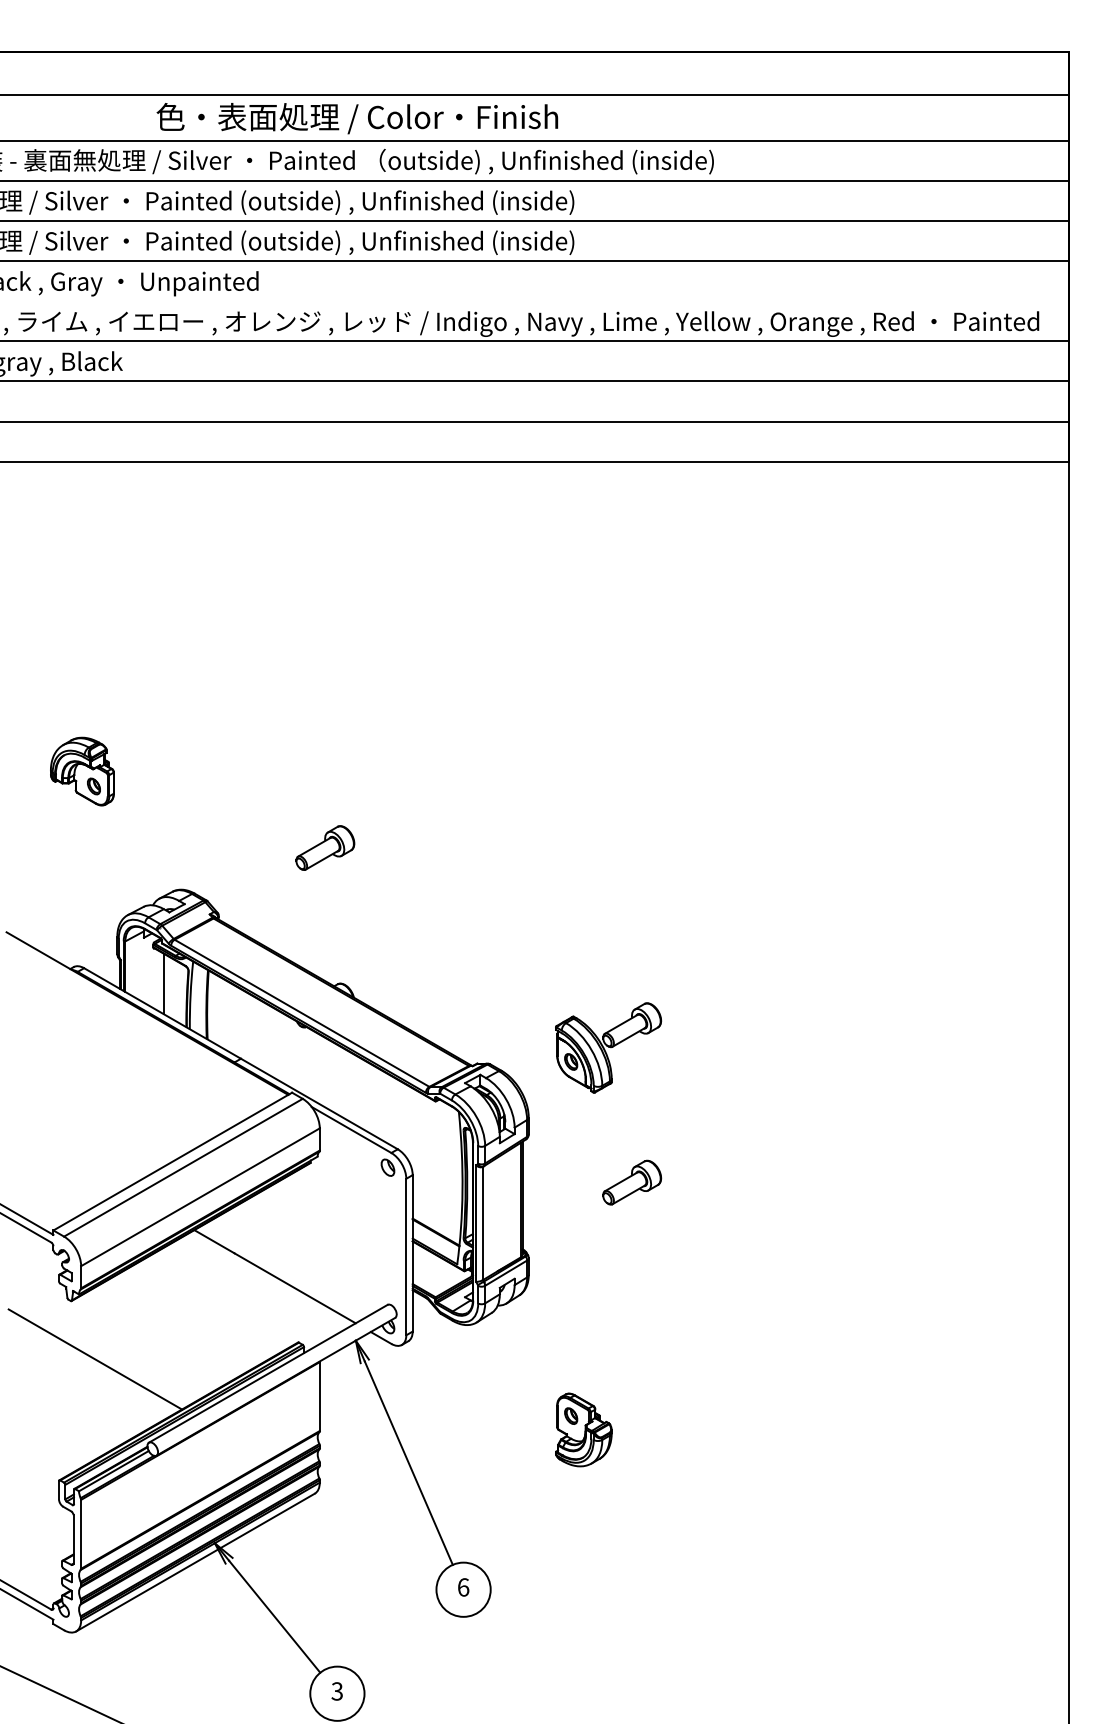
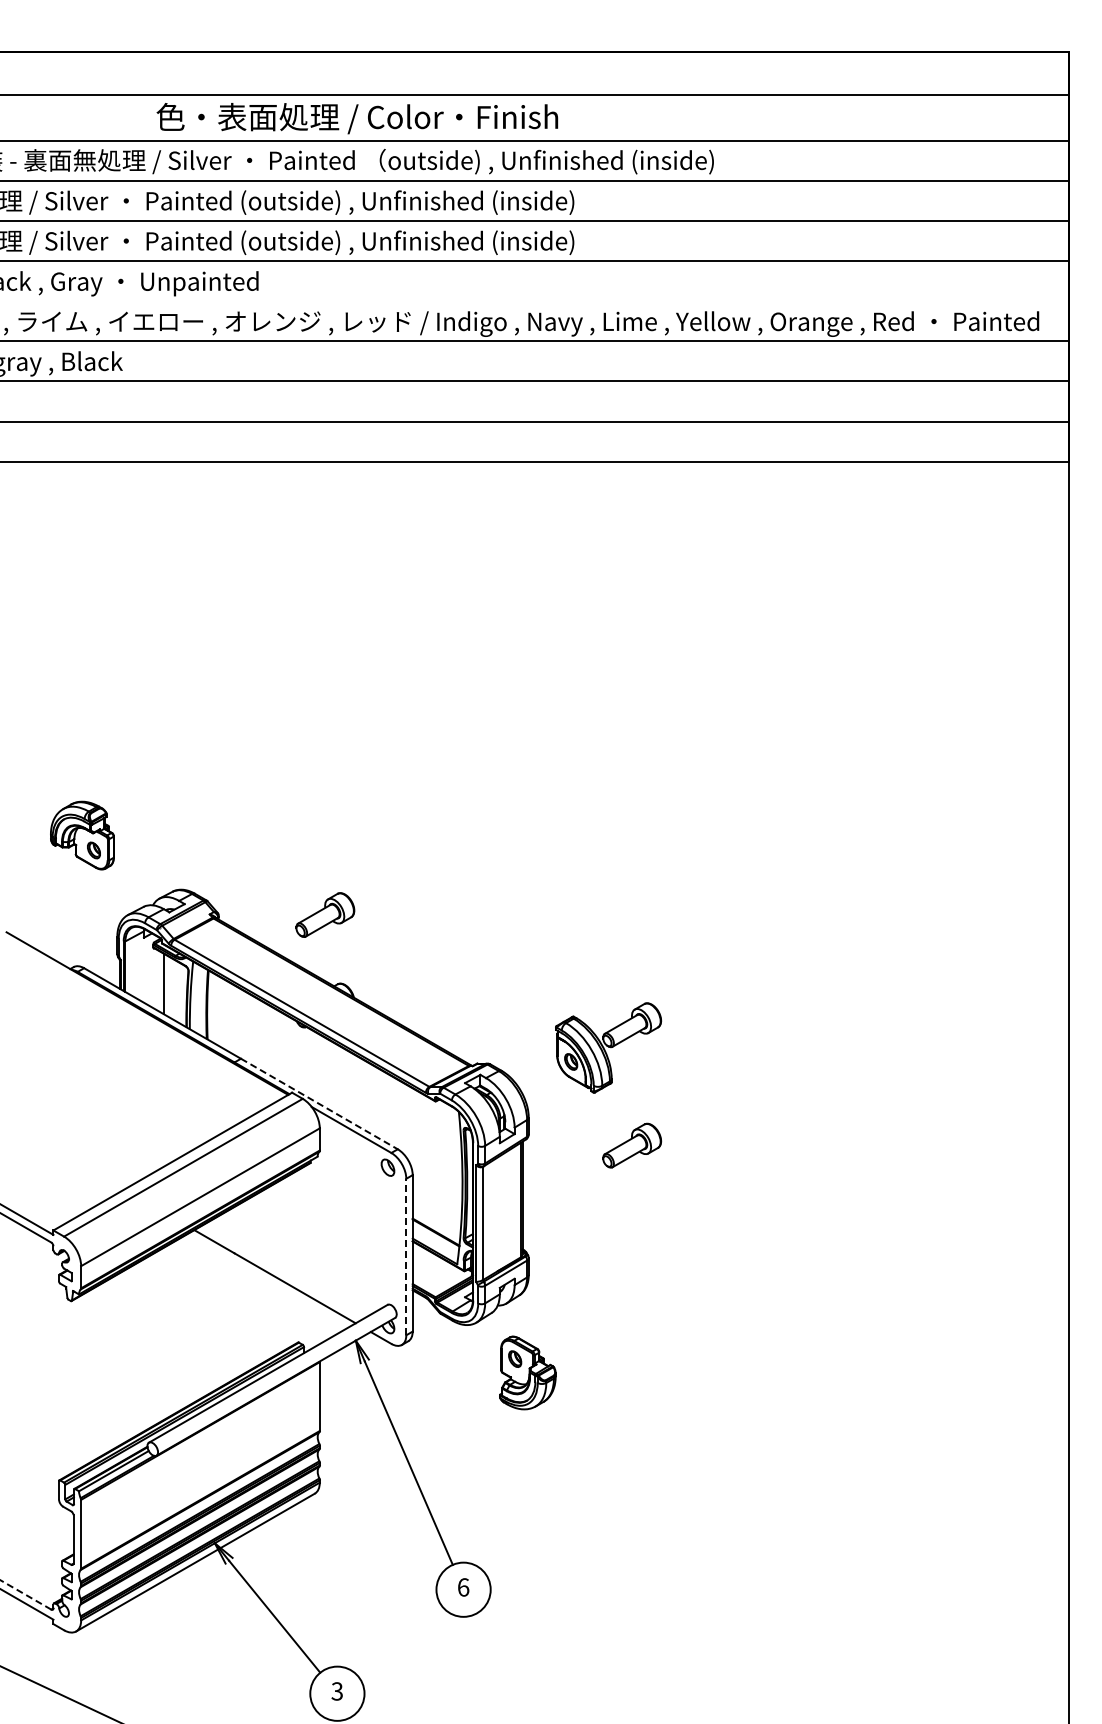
part position: (82, 771) -> (82, 835) (82, 835)
part position: (325, 847) -> (325, 914) (325, 914)
line: solid -> dashed (319, 1104)
part position: (632, 1182) -> (632, 1145) (632, 1145)
line: solid -> dashed (406, 1256)
line: present -> none (95, 1359)
part position: (583, 1429) -> (527, 1372) (527, 1372)
line: solid -> dashed (25, 1594)
